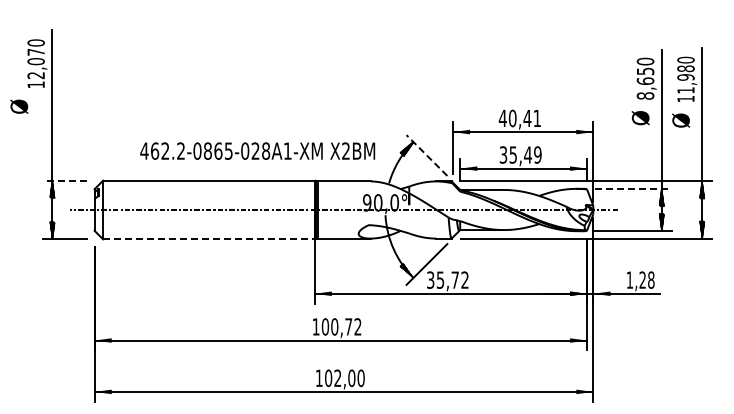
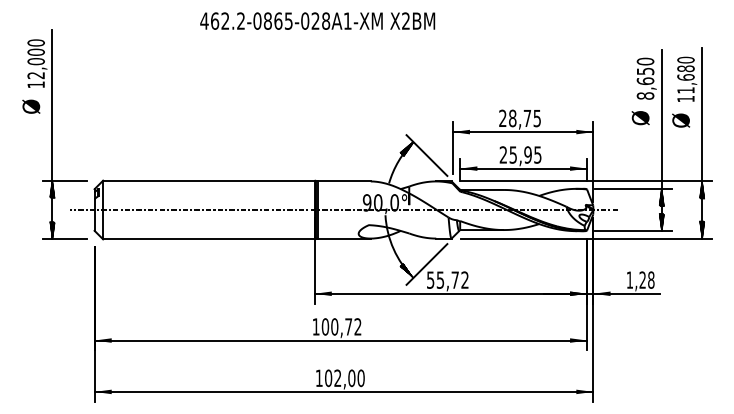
text: 12,070 -> 12,000 (35, 51)
text: 11,980 -> 11,680 (685, 77)
text position: (19, 106) -> (31, 106) (31, 106)
text: 40,41 -> 28,75 (519, 118)
text position: (257, 150) -> (317, 20) (317, 20)
text: 35,49 -> 25,95 (520, 154)
line: dashed -> solid (426, 155)
line: dashed -> solid (64, 180)
line: dashed -> solid (633, 188)
line: dashed -> solid (208, 239)
text: 35,72 -> 55,72 (430, 279)
